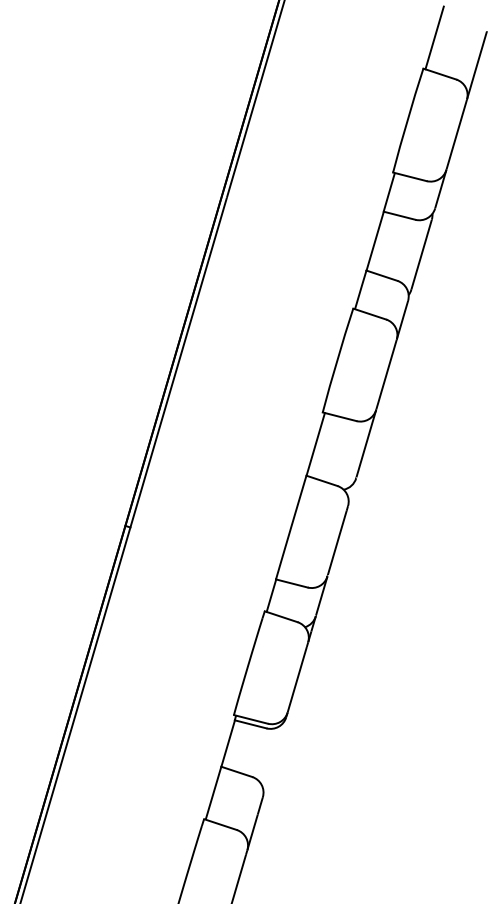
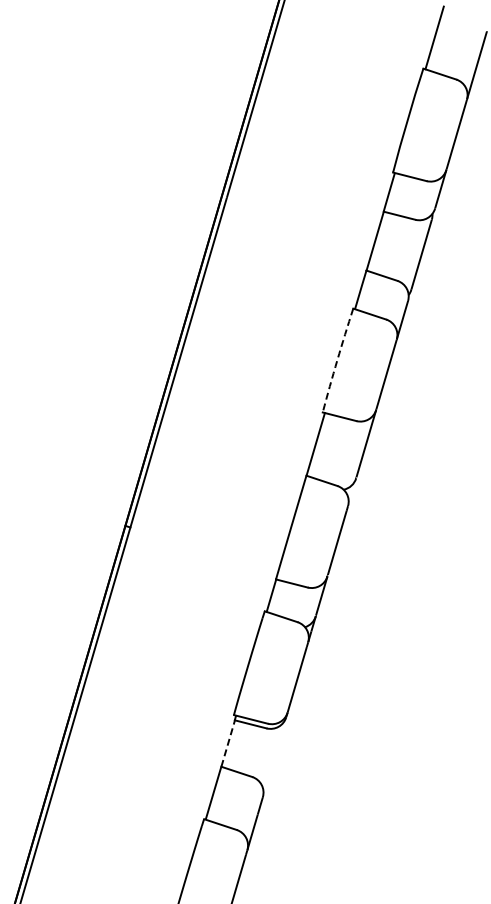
arc: solid -> dashed (337, 360)
line: solid -> dashed (228, 743)
